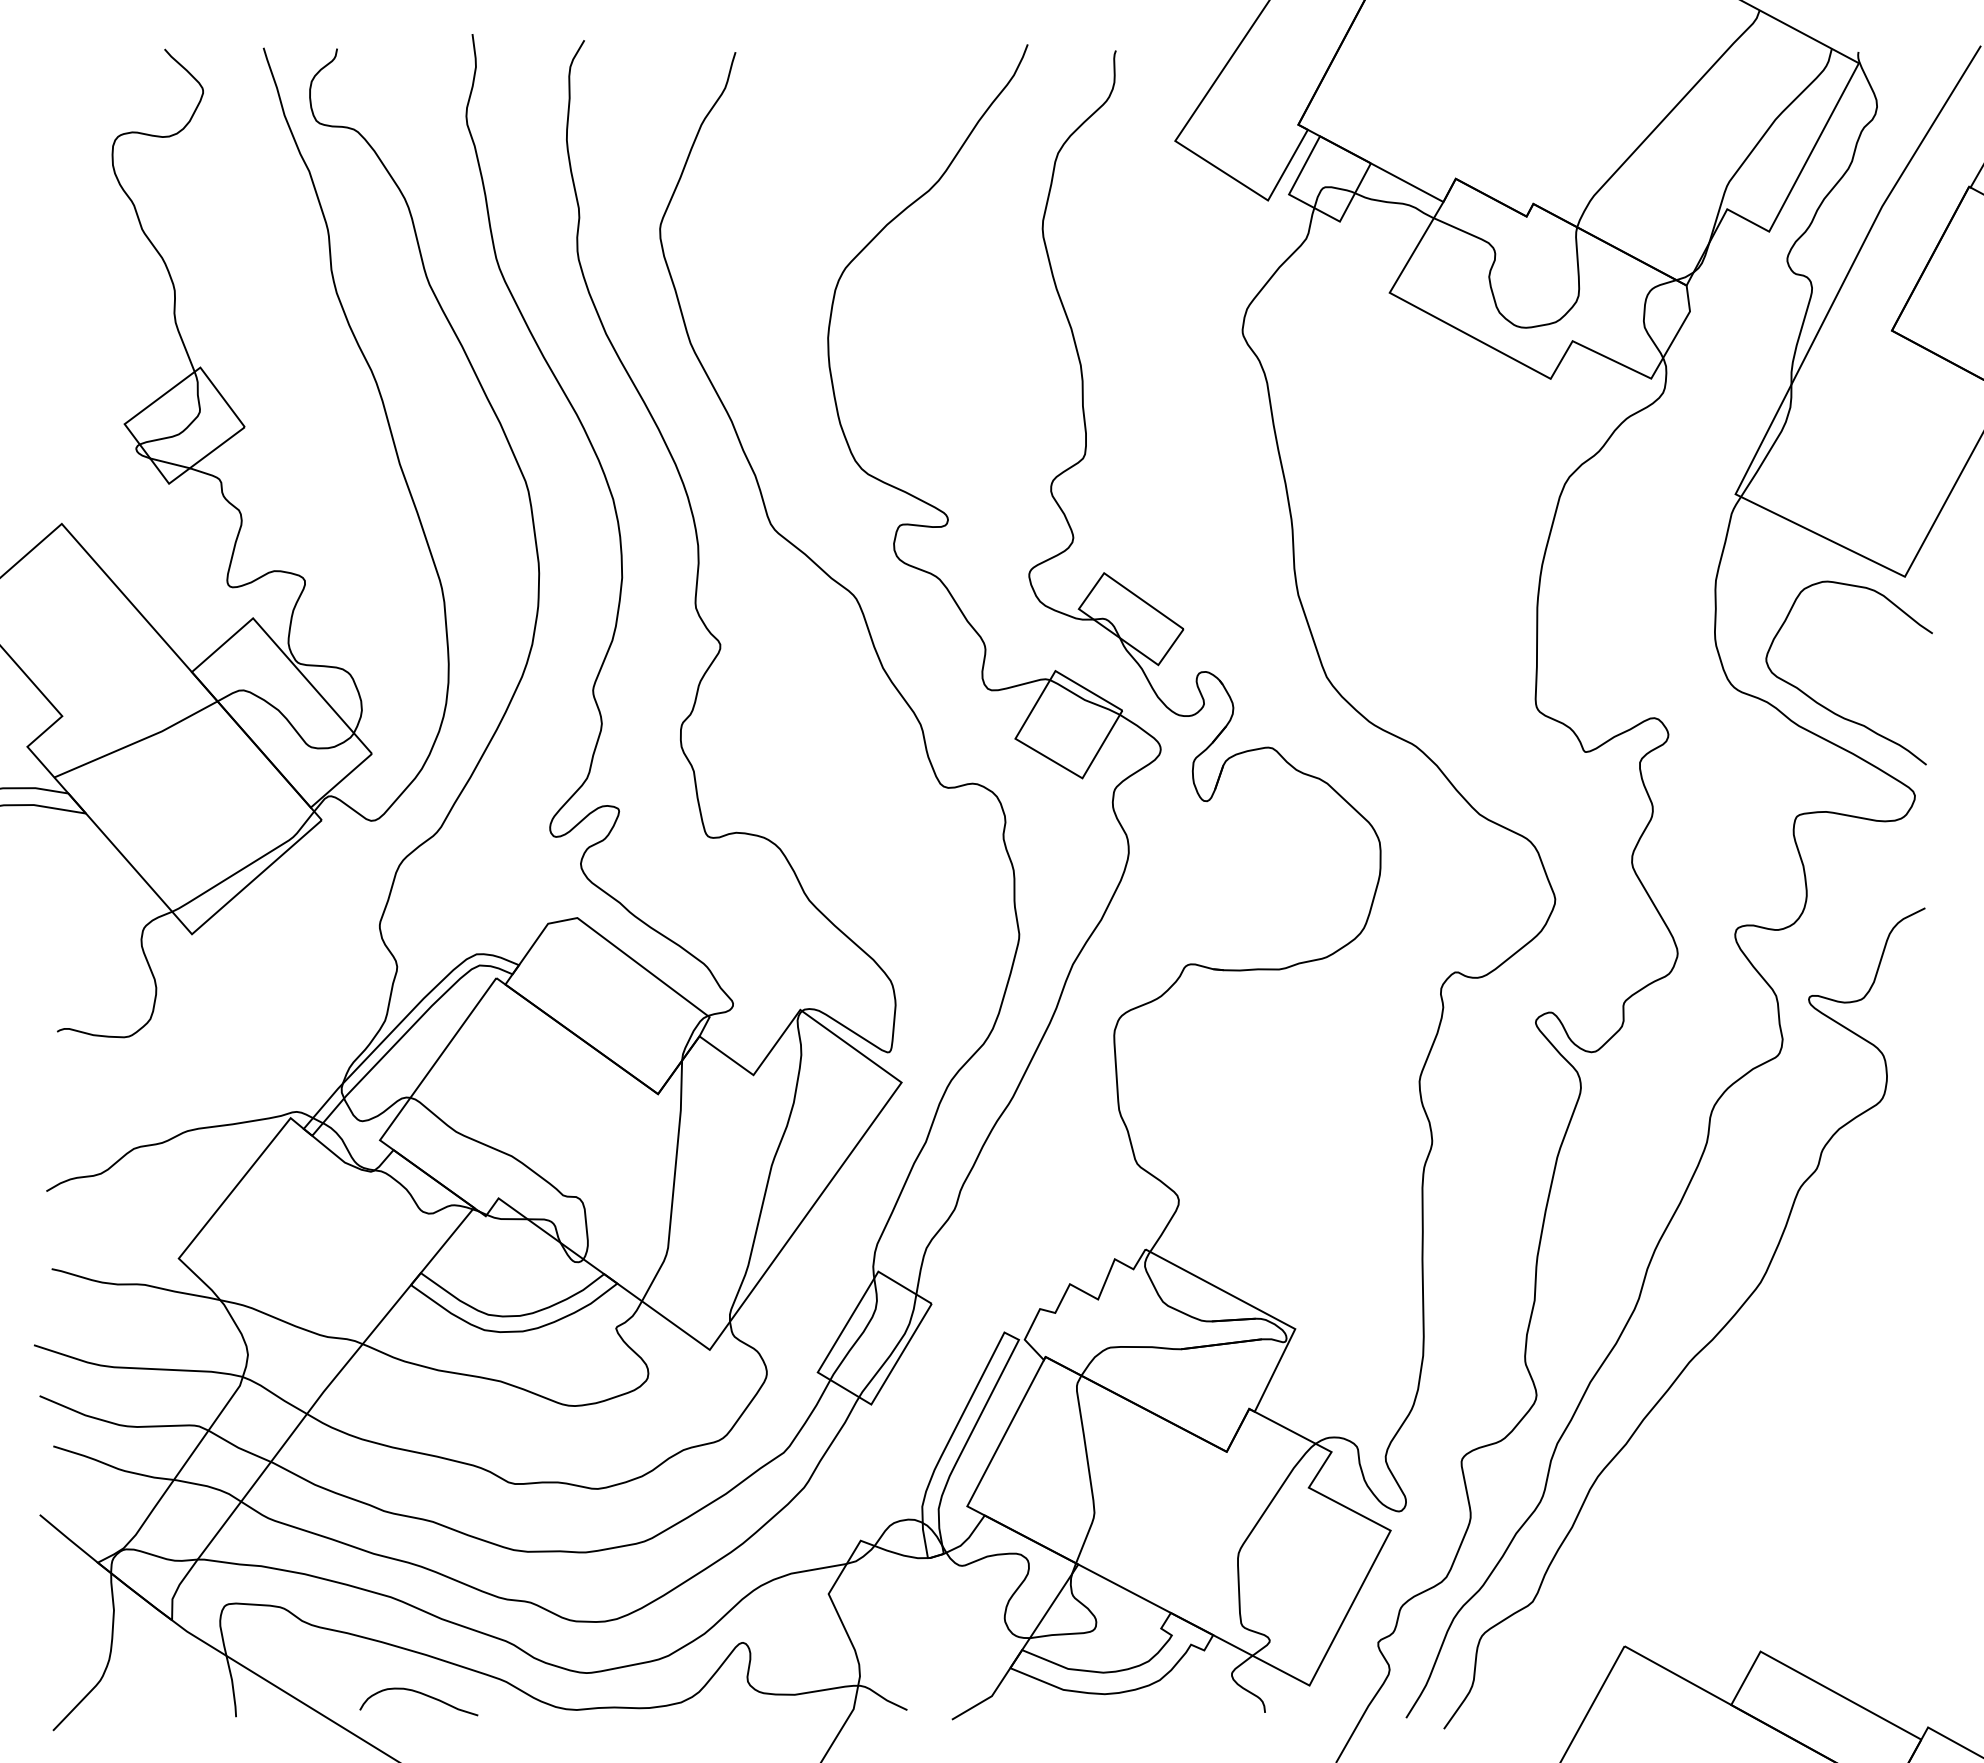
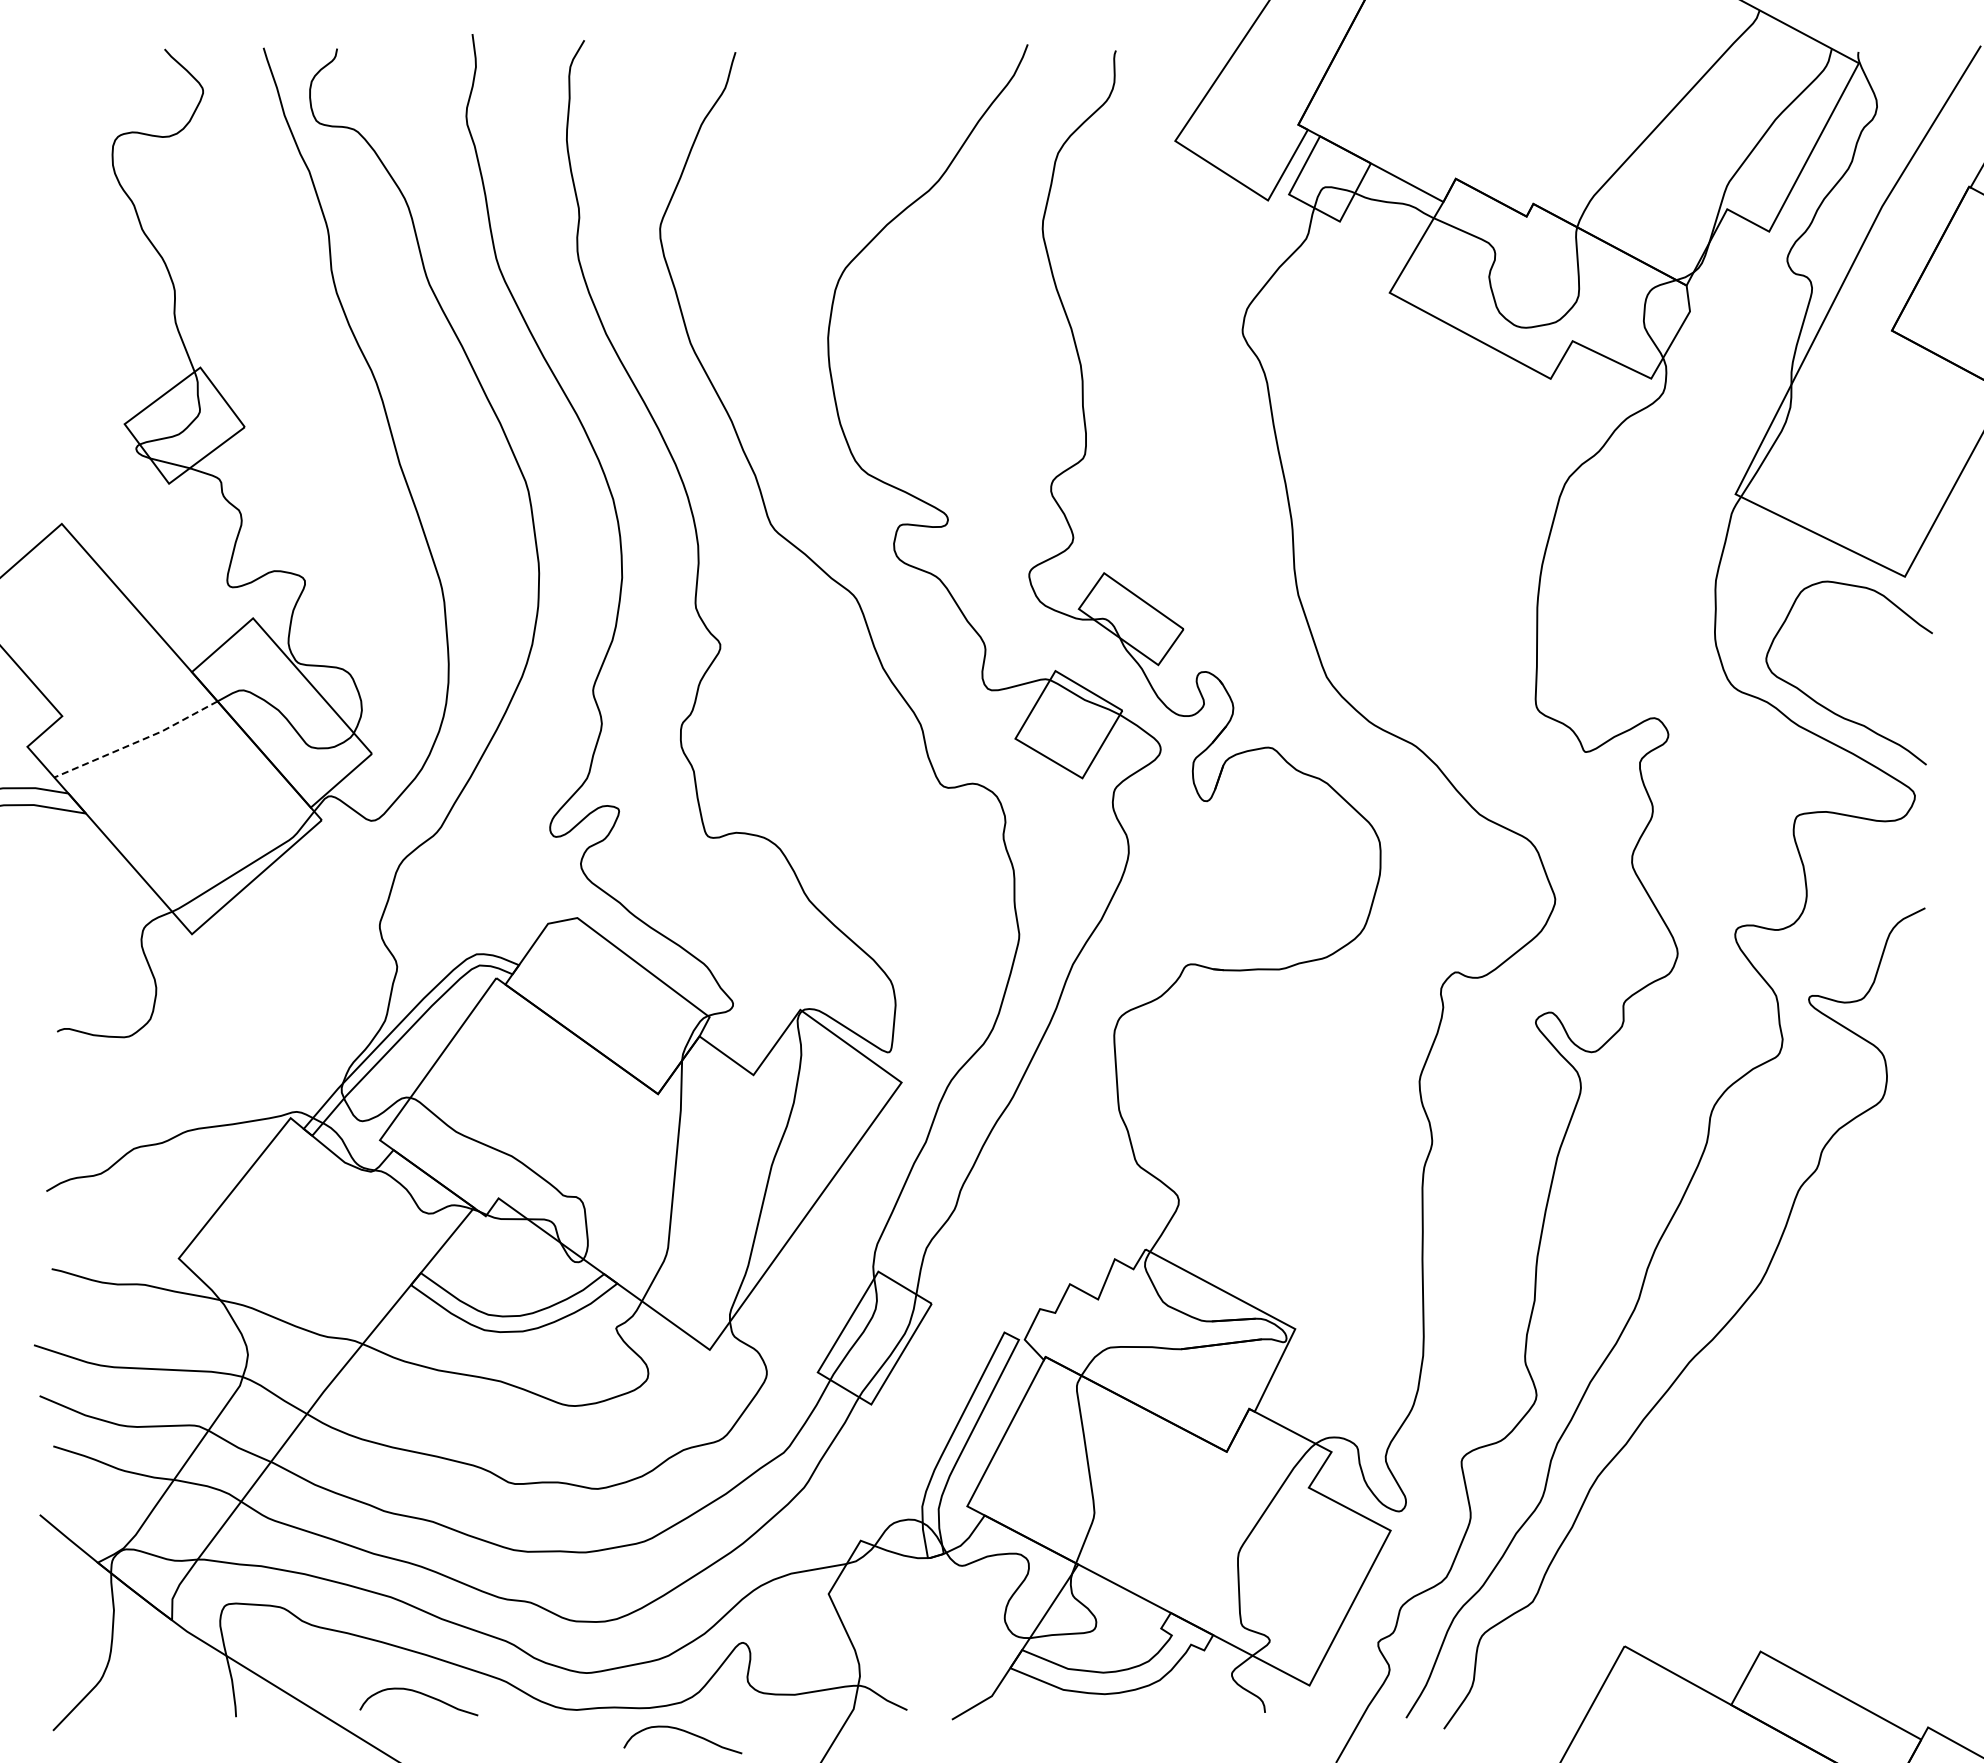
line: solid -> dashed (138, 741)
curve: none -> present (685, 1732)
